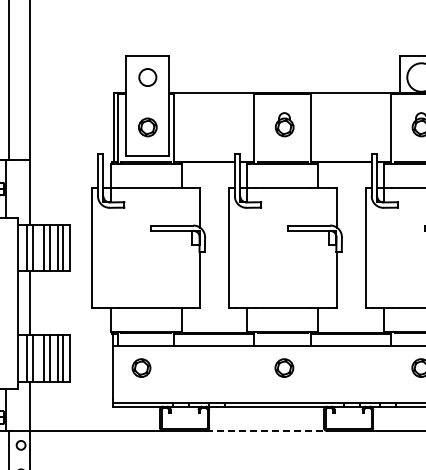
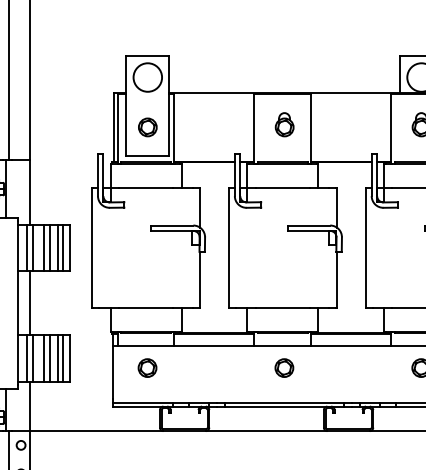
circle diameter: 17 px -> 29 px (147, 77)
part position: (141, 367) -> (147, 367) (147, 367)
line: dashed -> solid (266, 431)
